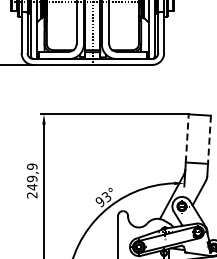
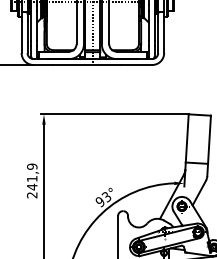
line: dashed -> solid (187, 137)
line: dashed -> solid (209, 140)
text: 249,9 -> 241,9 (32, 178)
